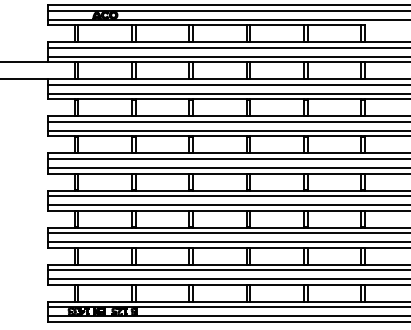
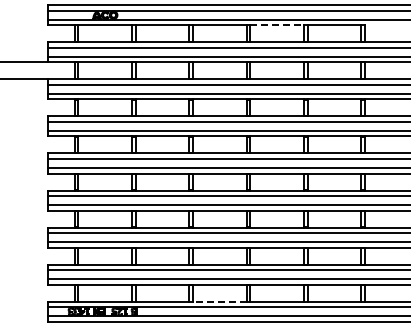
line: solid -> dashed (277, 25)
line: solid -> dashed (219, 301)
